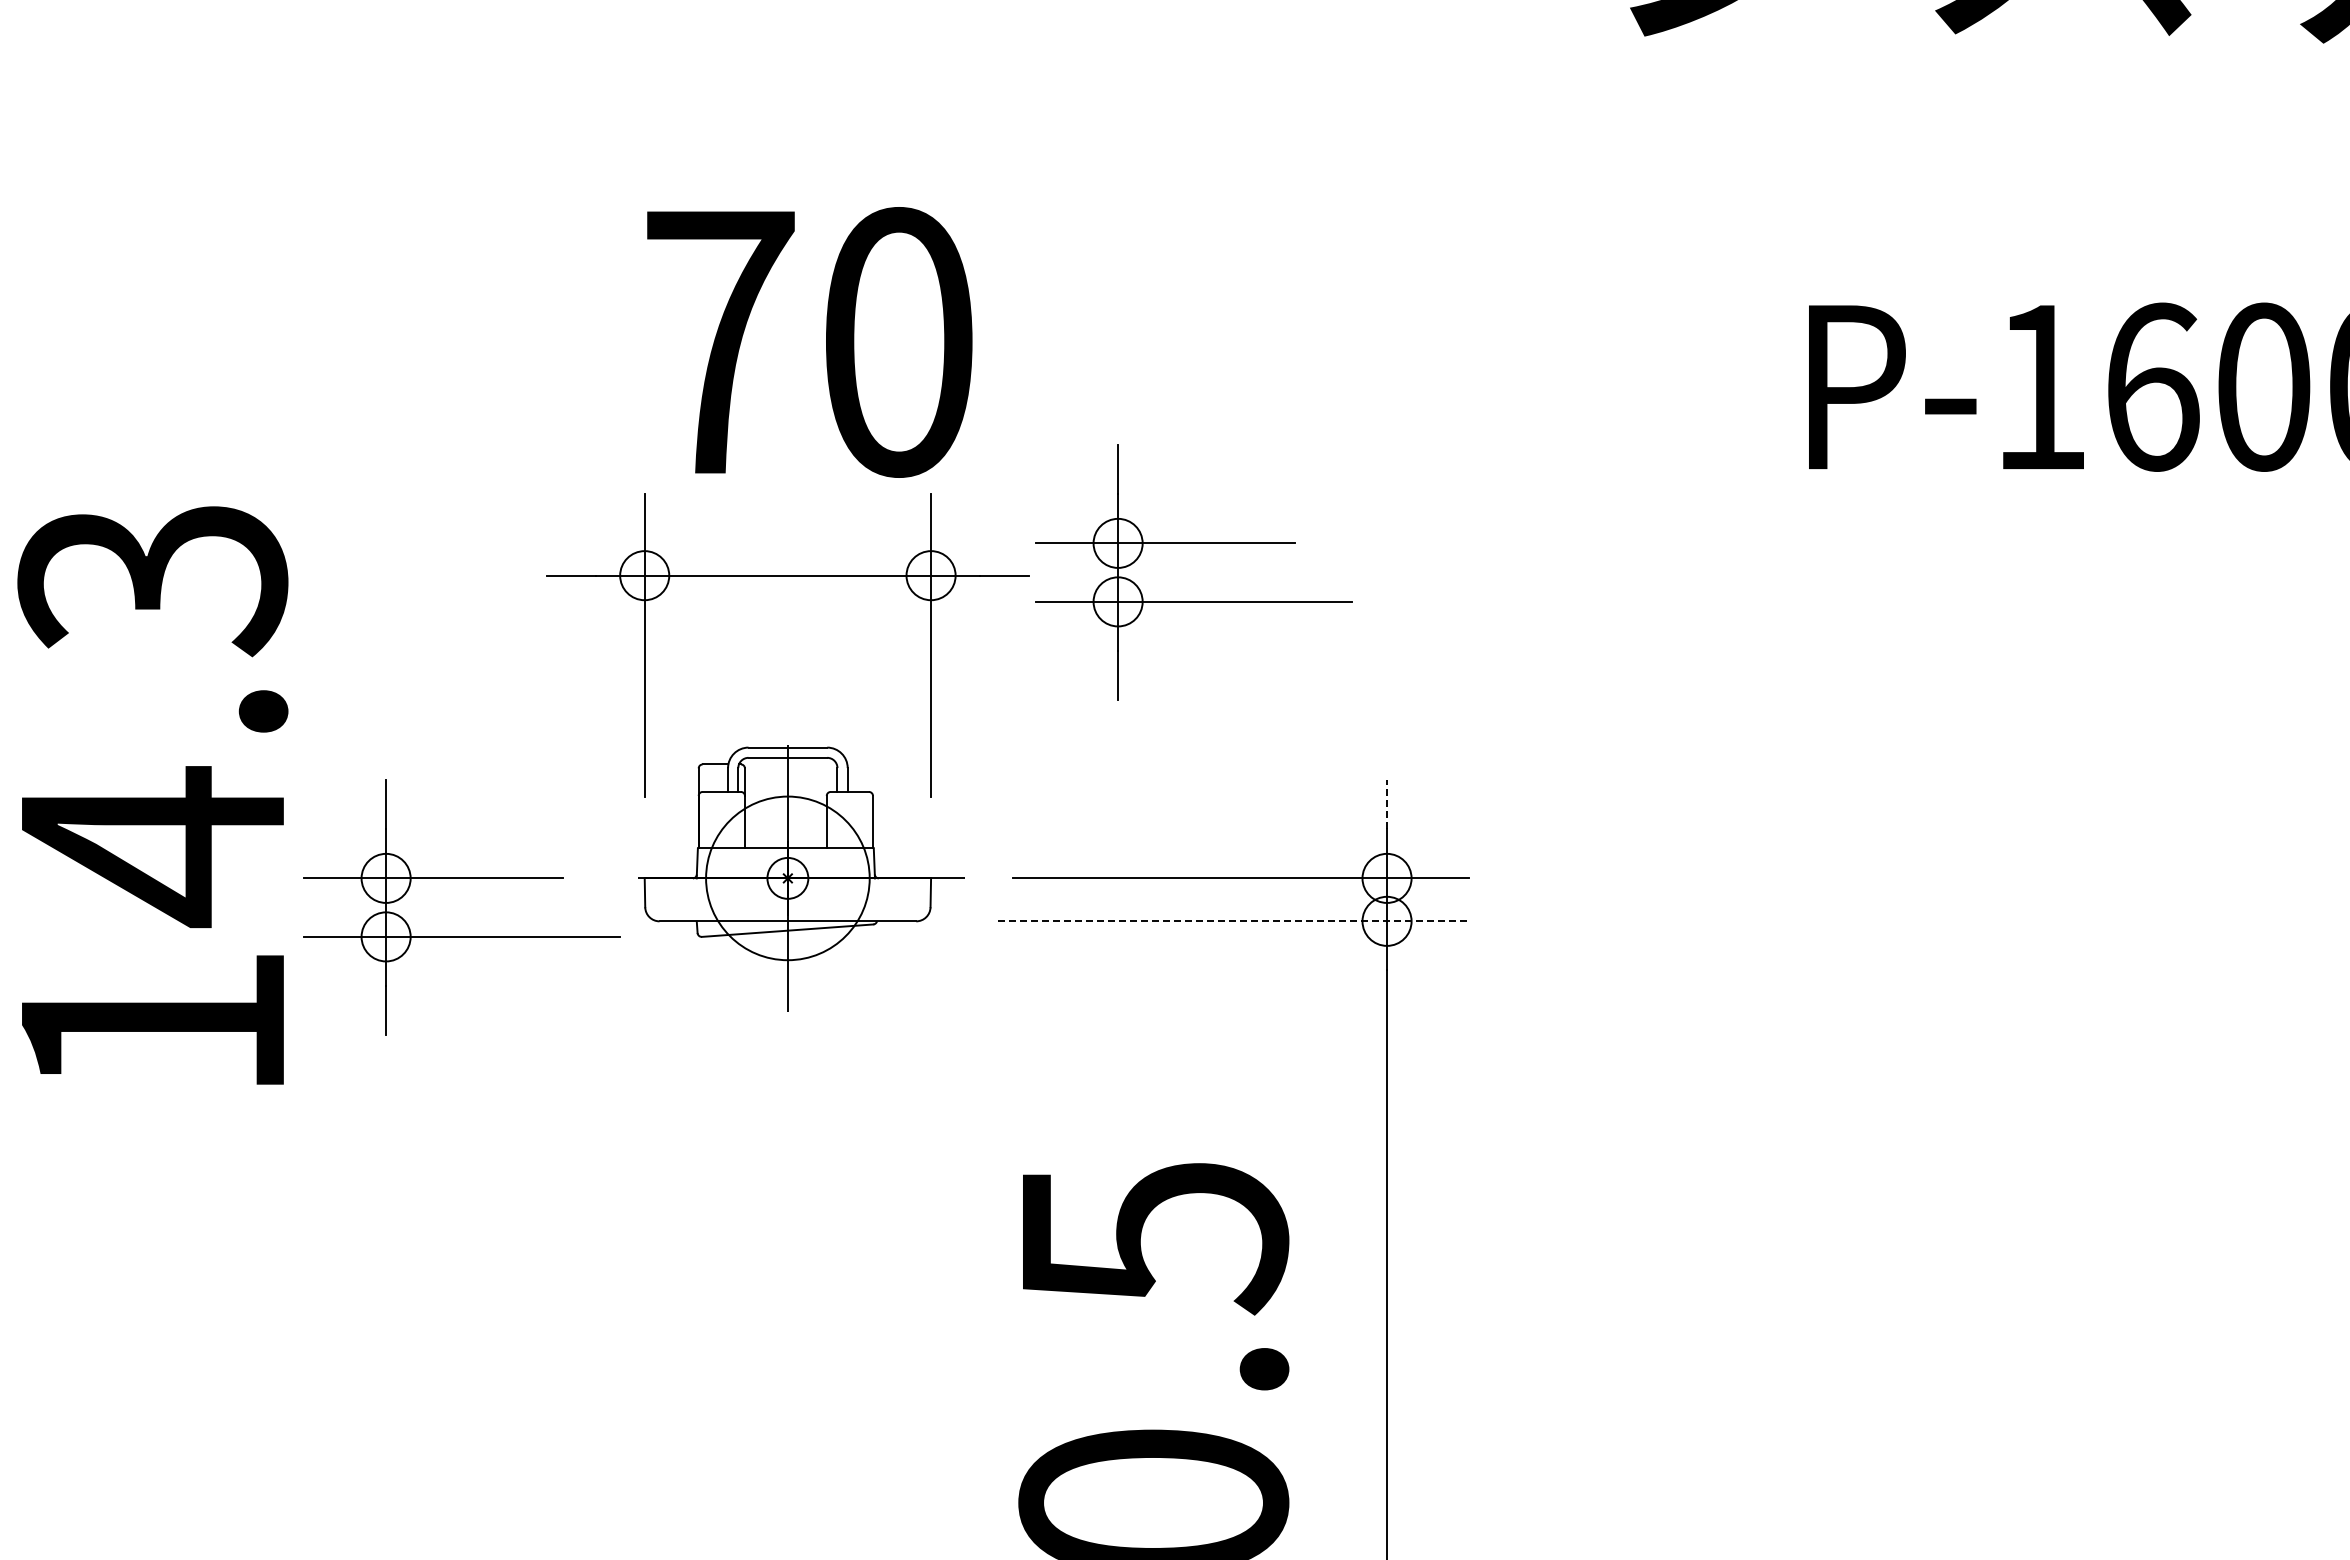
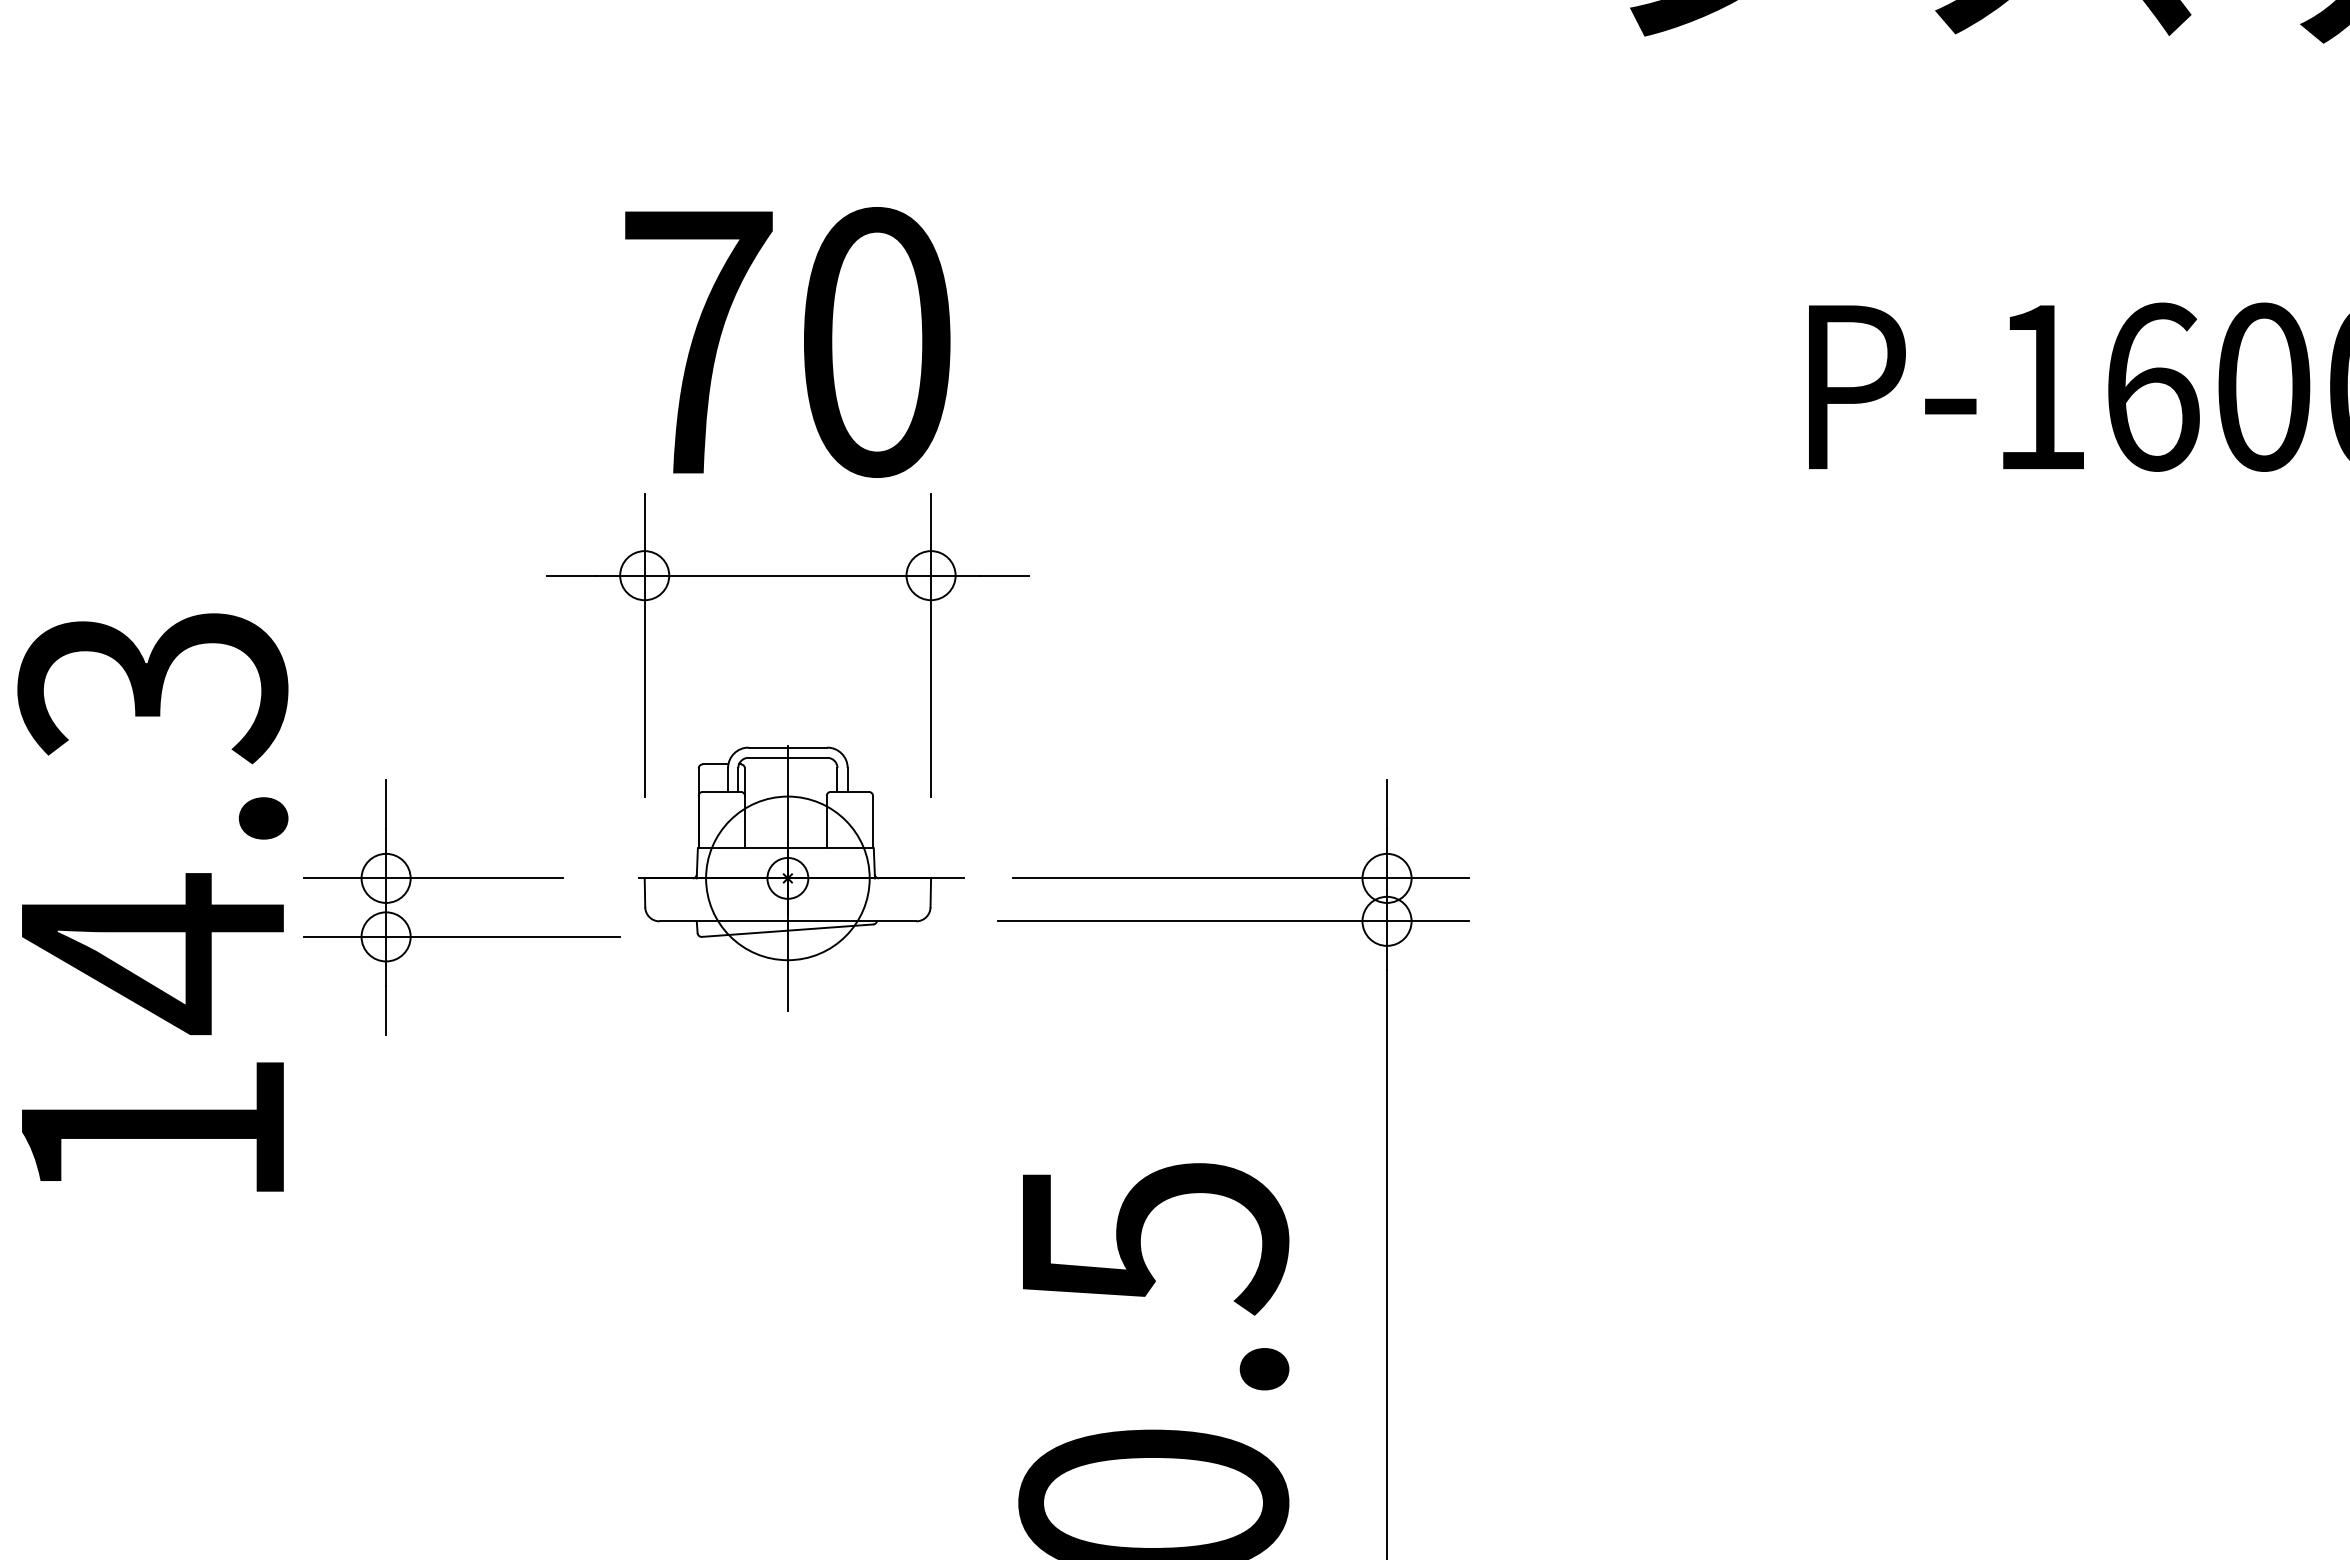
text position: (809, 342) -> (787, 342) (787, 342)
part: present -> none (1193, 543)
text position: (152, 795) -> (152, 902) (152, 902)
line: dashed -> solid (1387, 804)
line: dashed -> solid (1233, 921)
